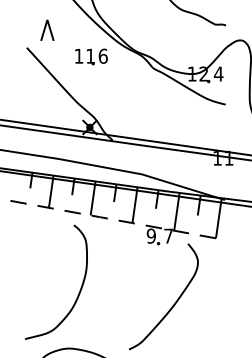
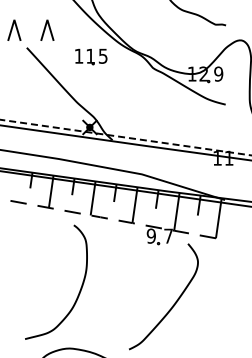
line: none -> present (12, 29)
text: 6 -> 5 (102, 55)
text: 4 -> 9 (218, 73)
line: solid -> dashed (125, 137)
